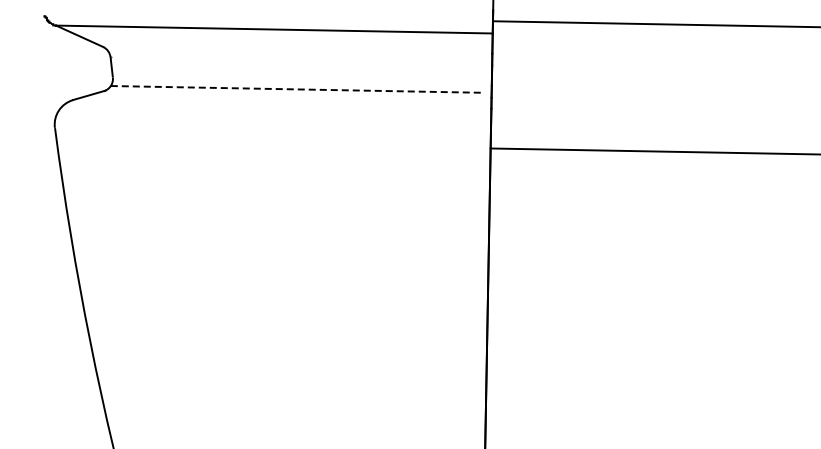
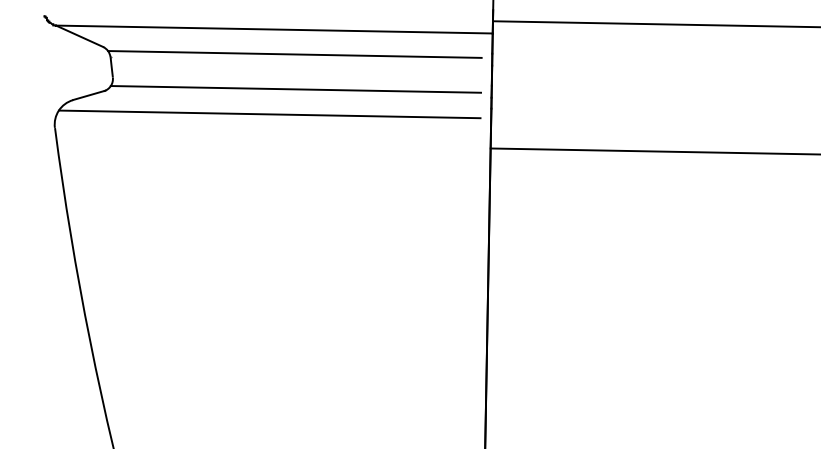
line: none -> present (294, 54)
line: dashed -> solid (296, 89)
line: none -> present (269, 114)
